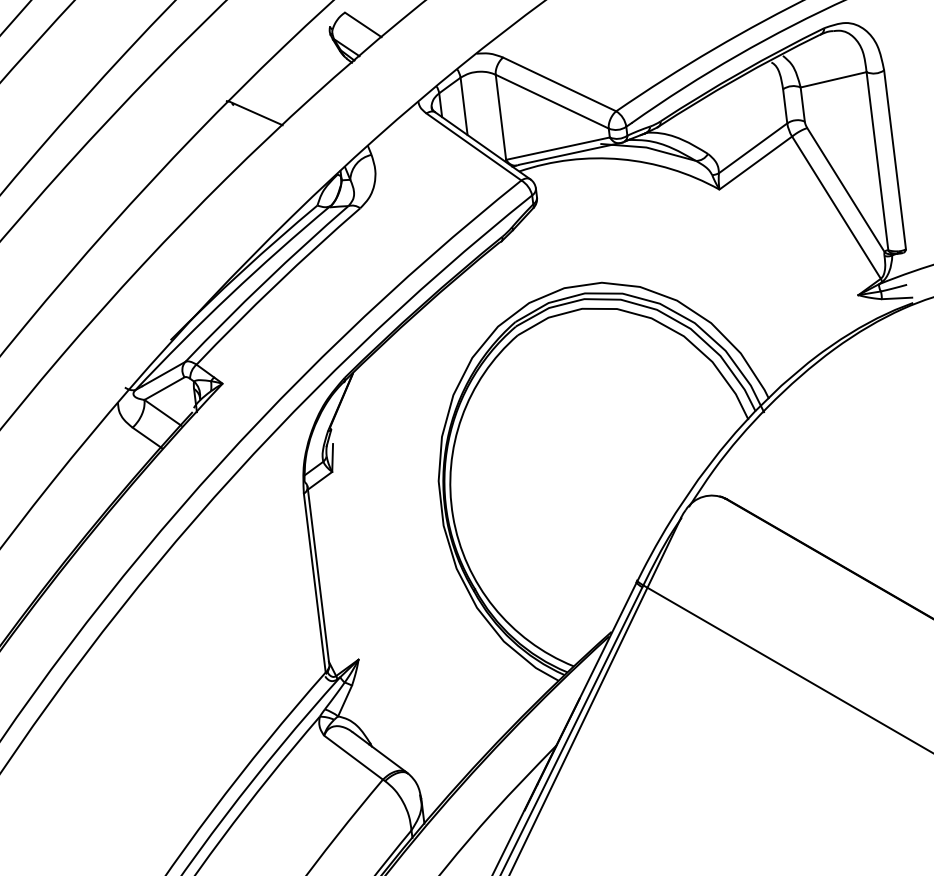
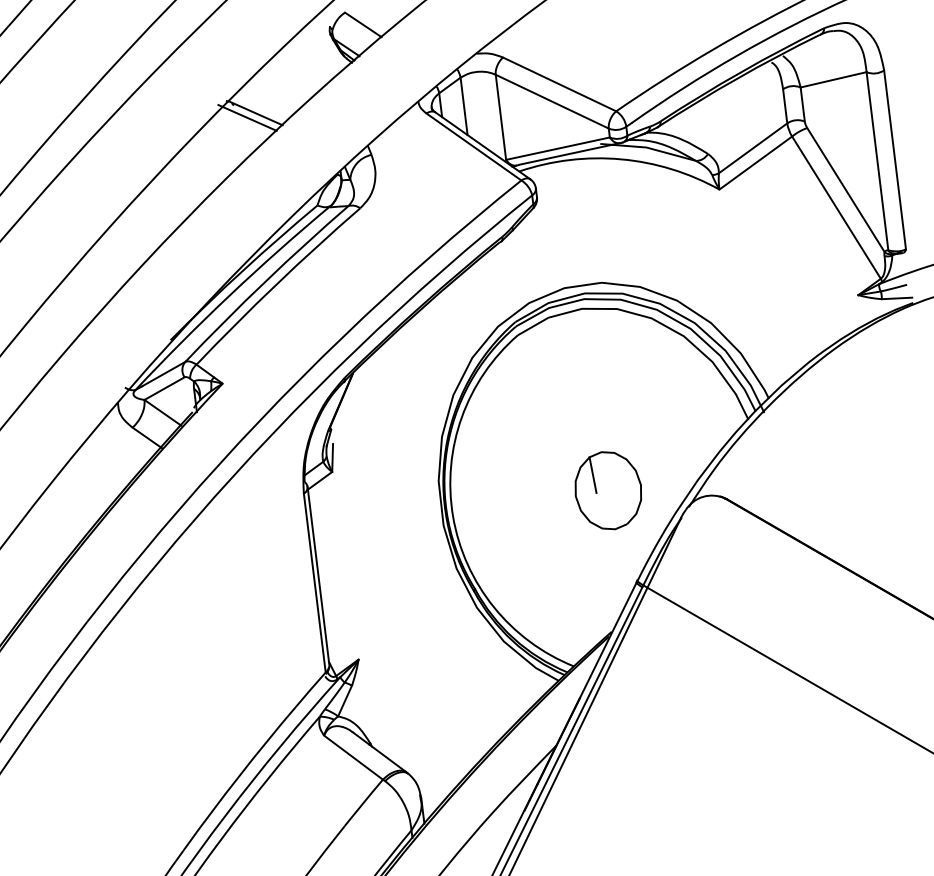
line: none -> present (247, 117)
part: none -> present (607, 490)
